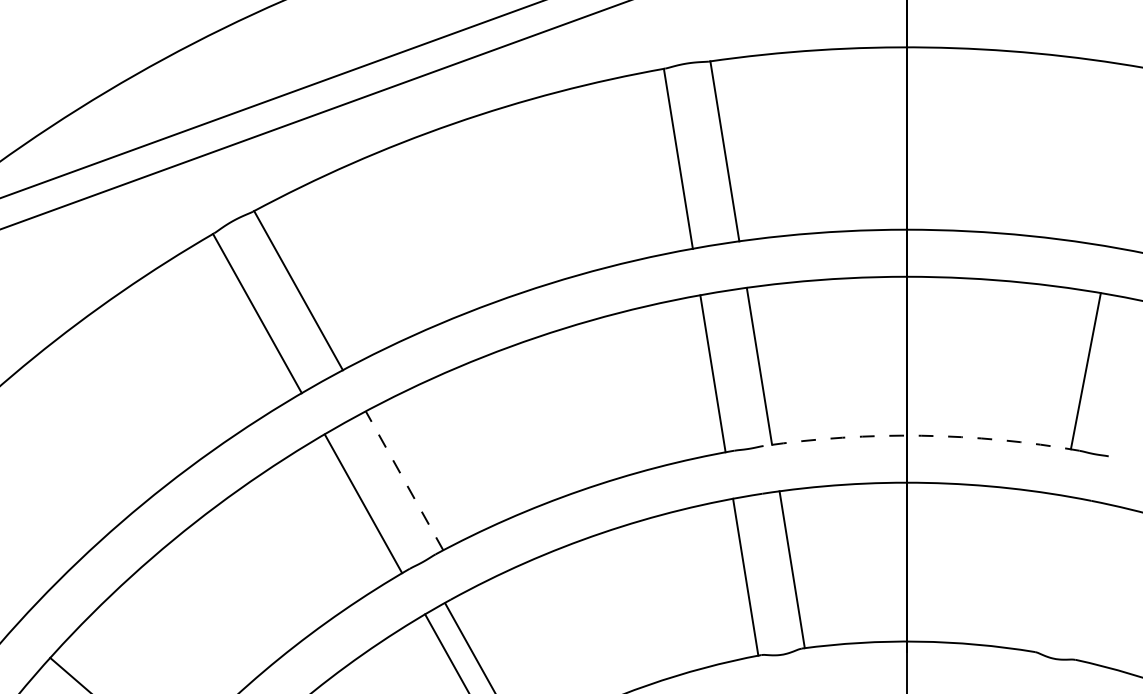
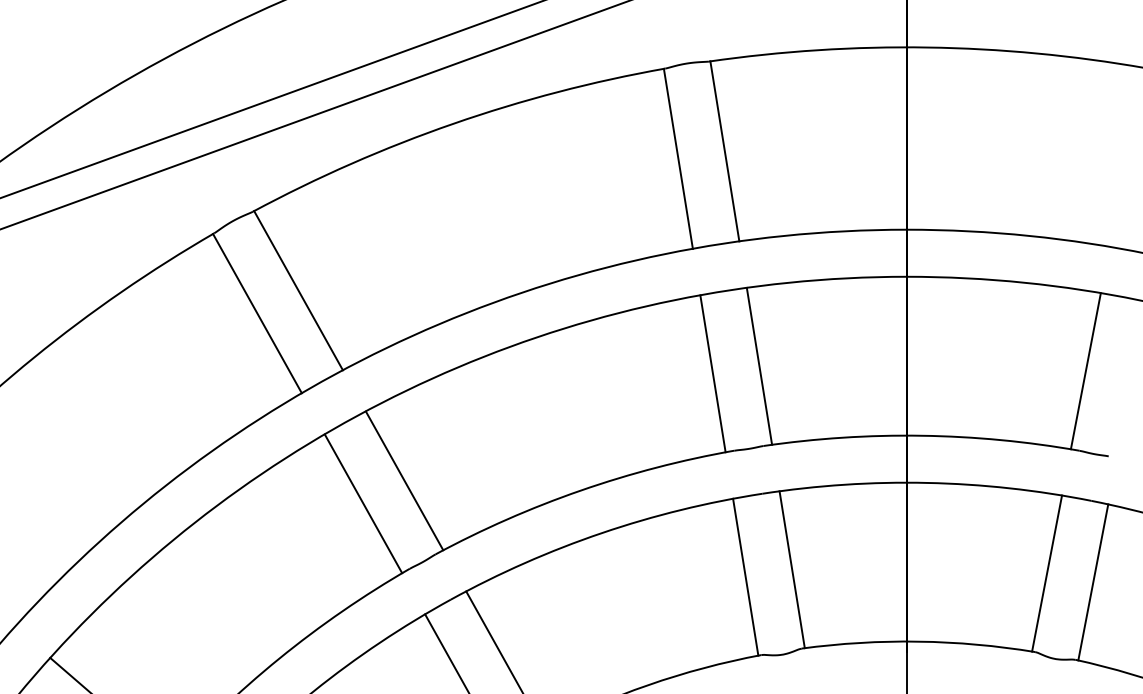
arc: dashed -> solid (921, 435)
line: dashed -> solid (404, 480)
line: none -> present (1047, 573)
line: none -> present (1093, 582)
line position: (469, 646) -> (493, 640) (493, 640)
